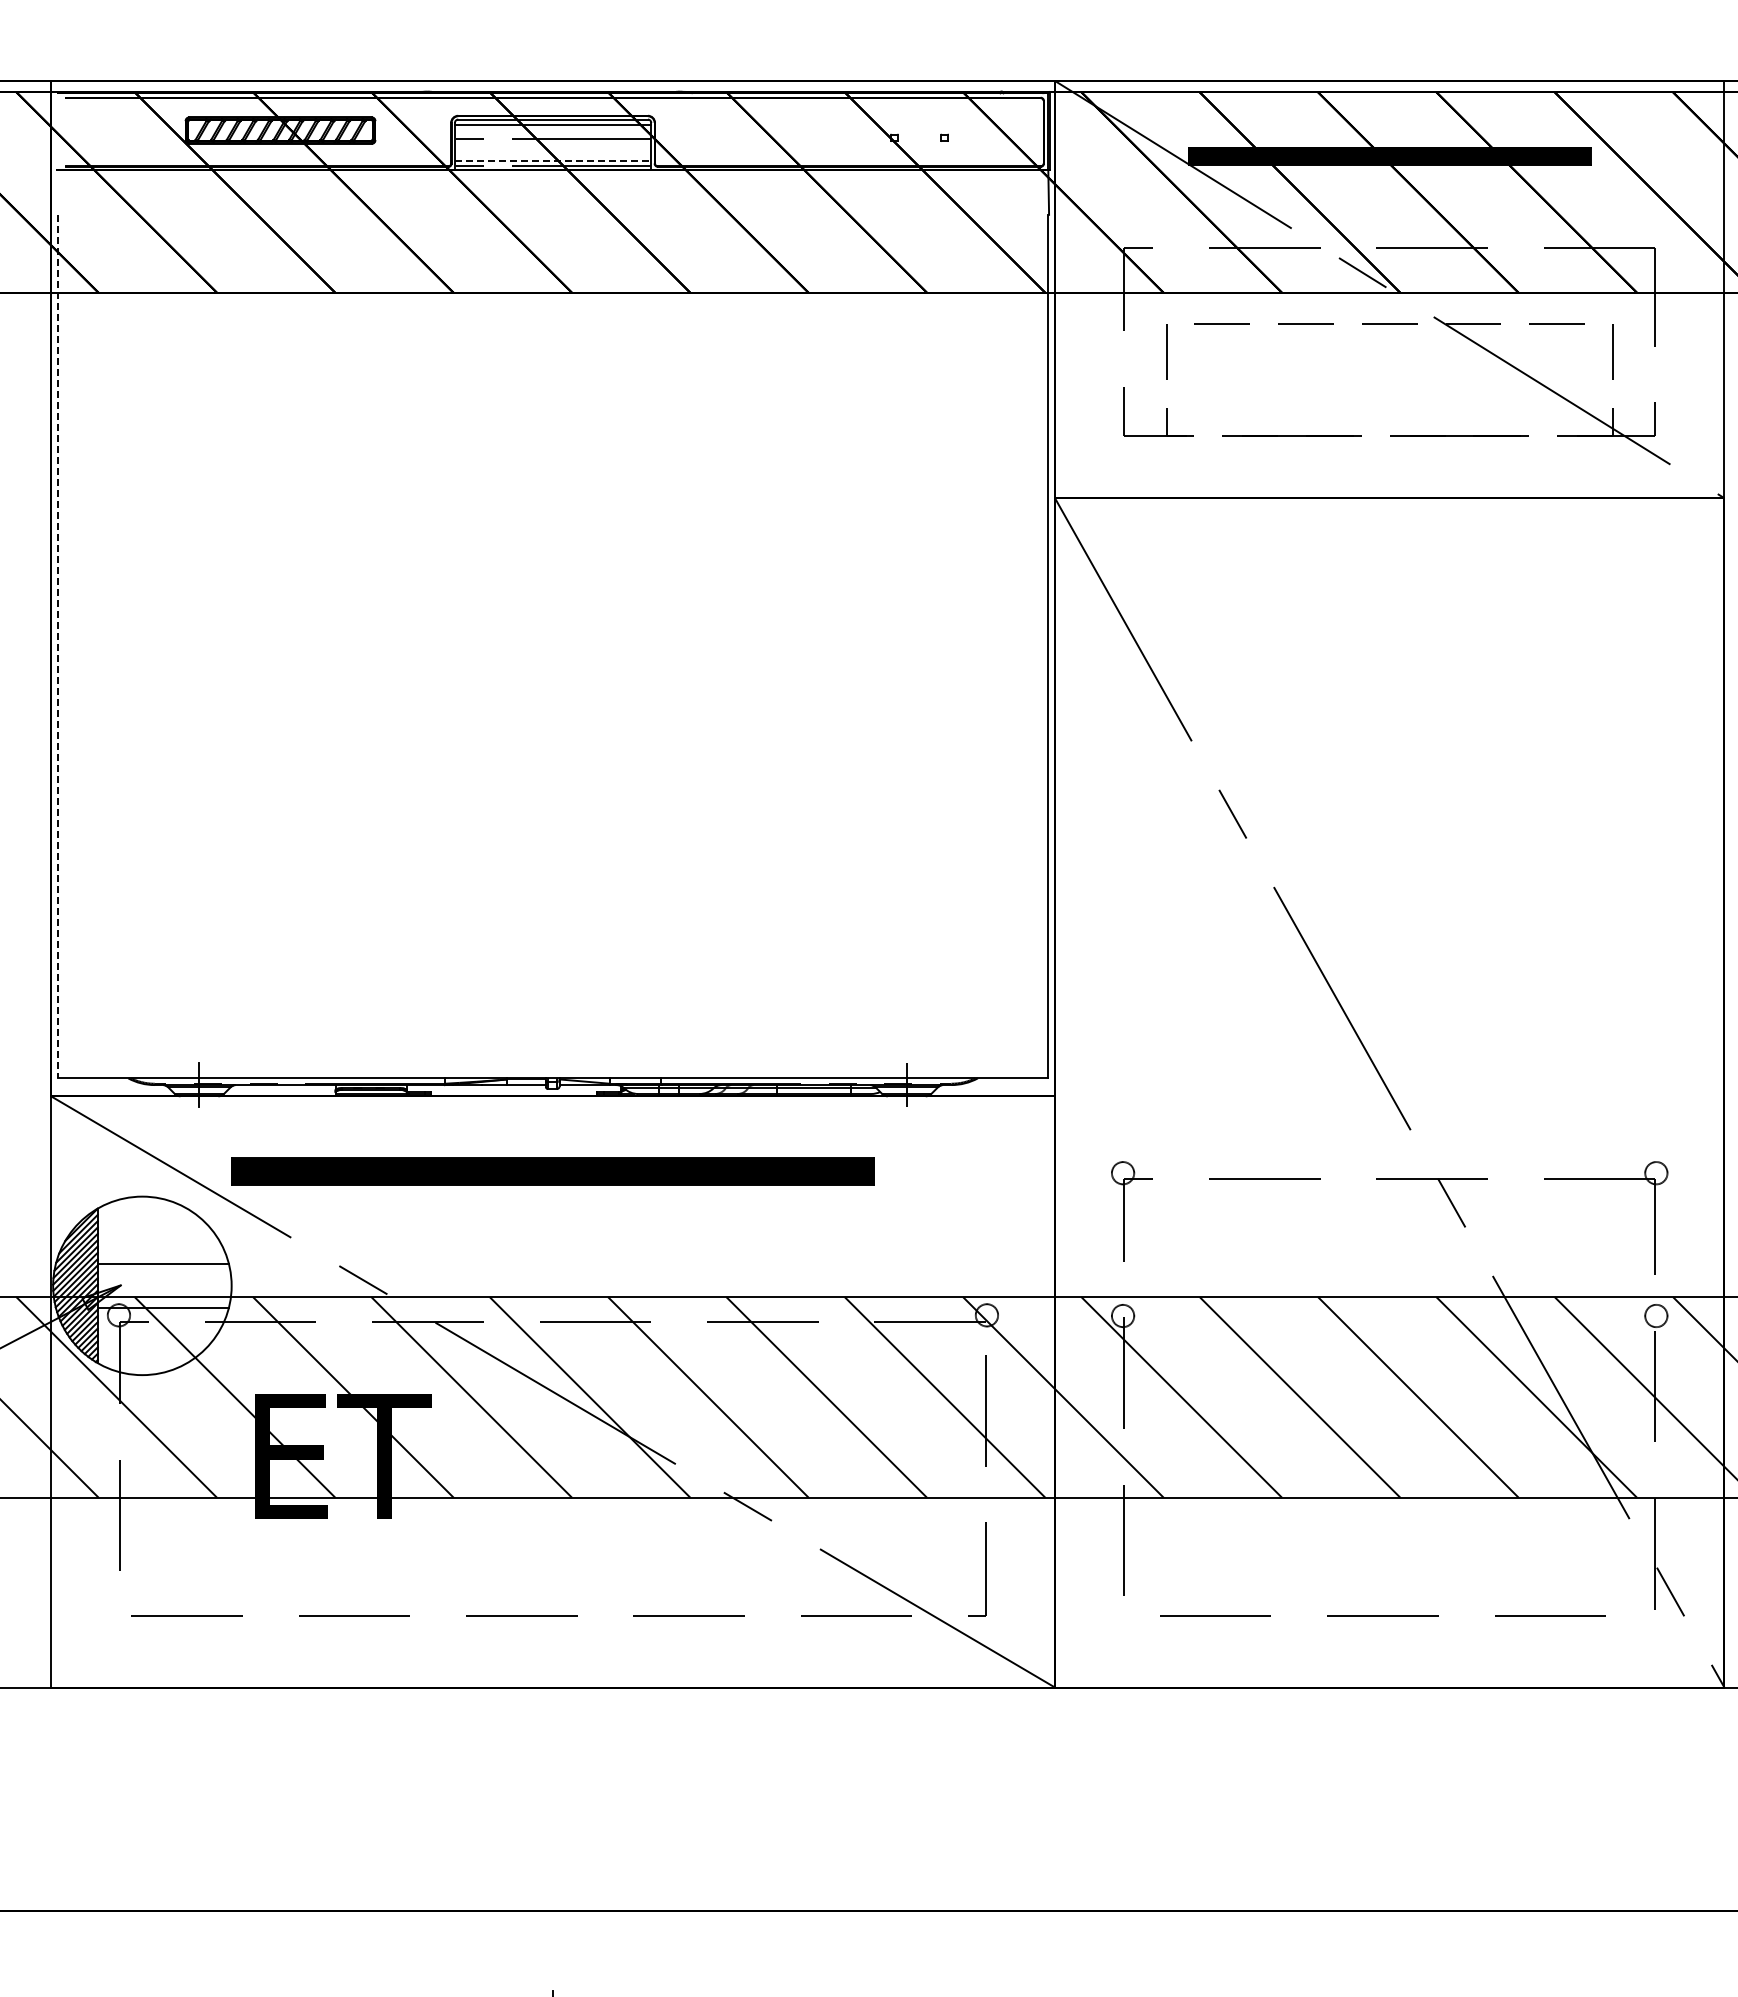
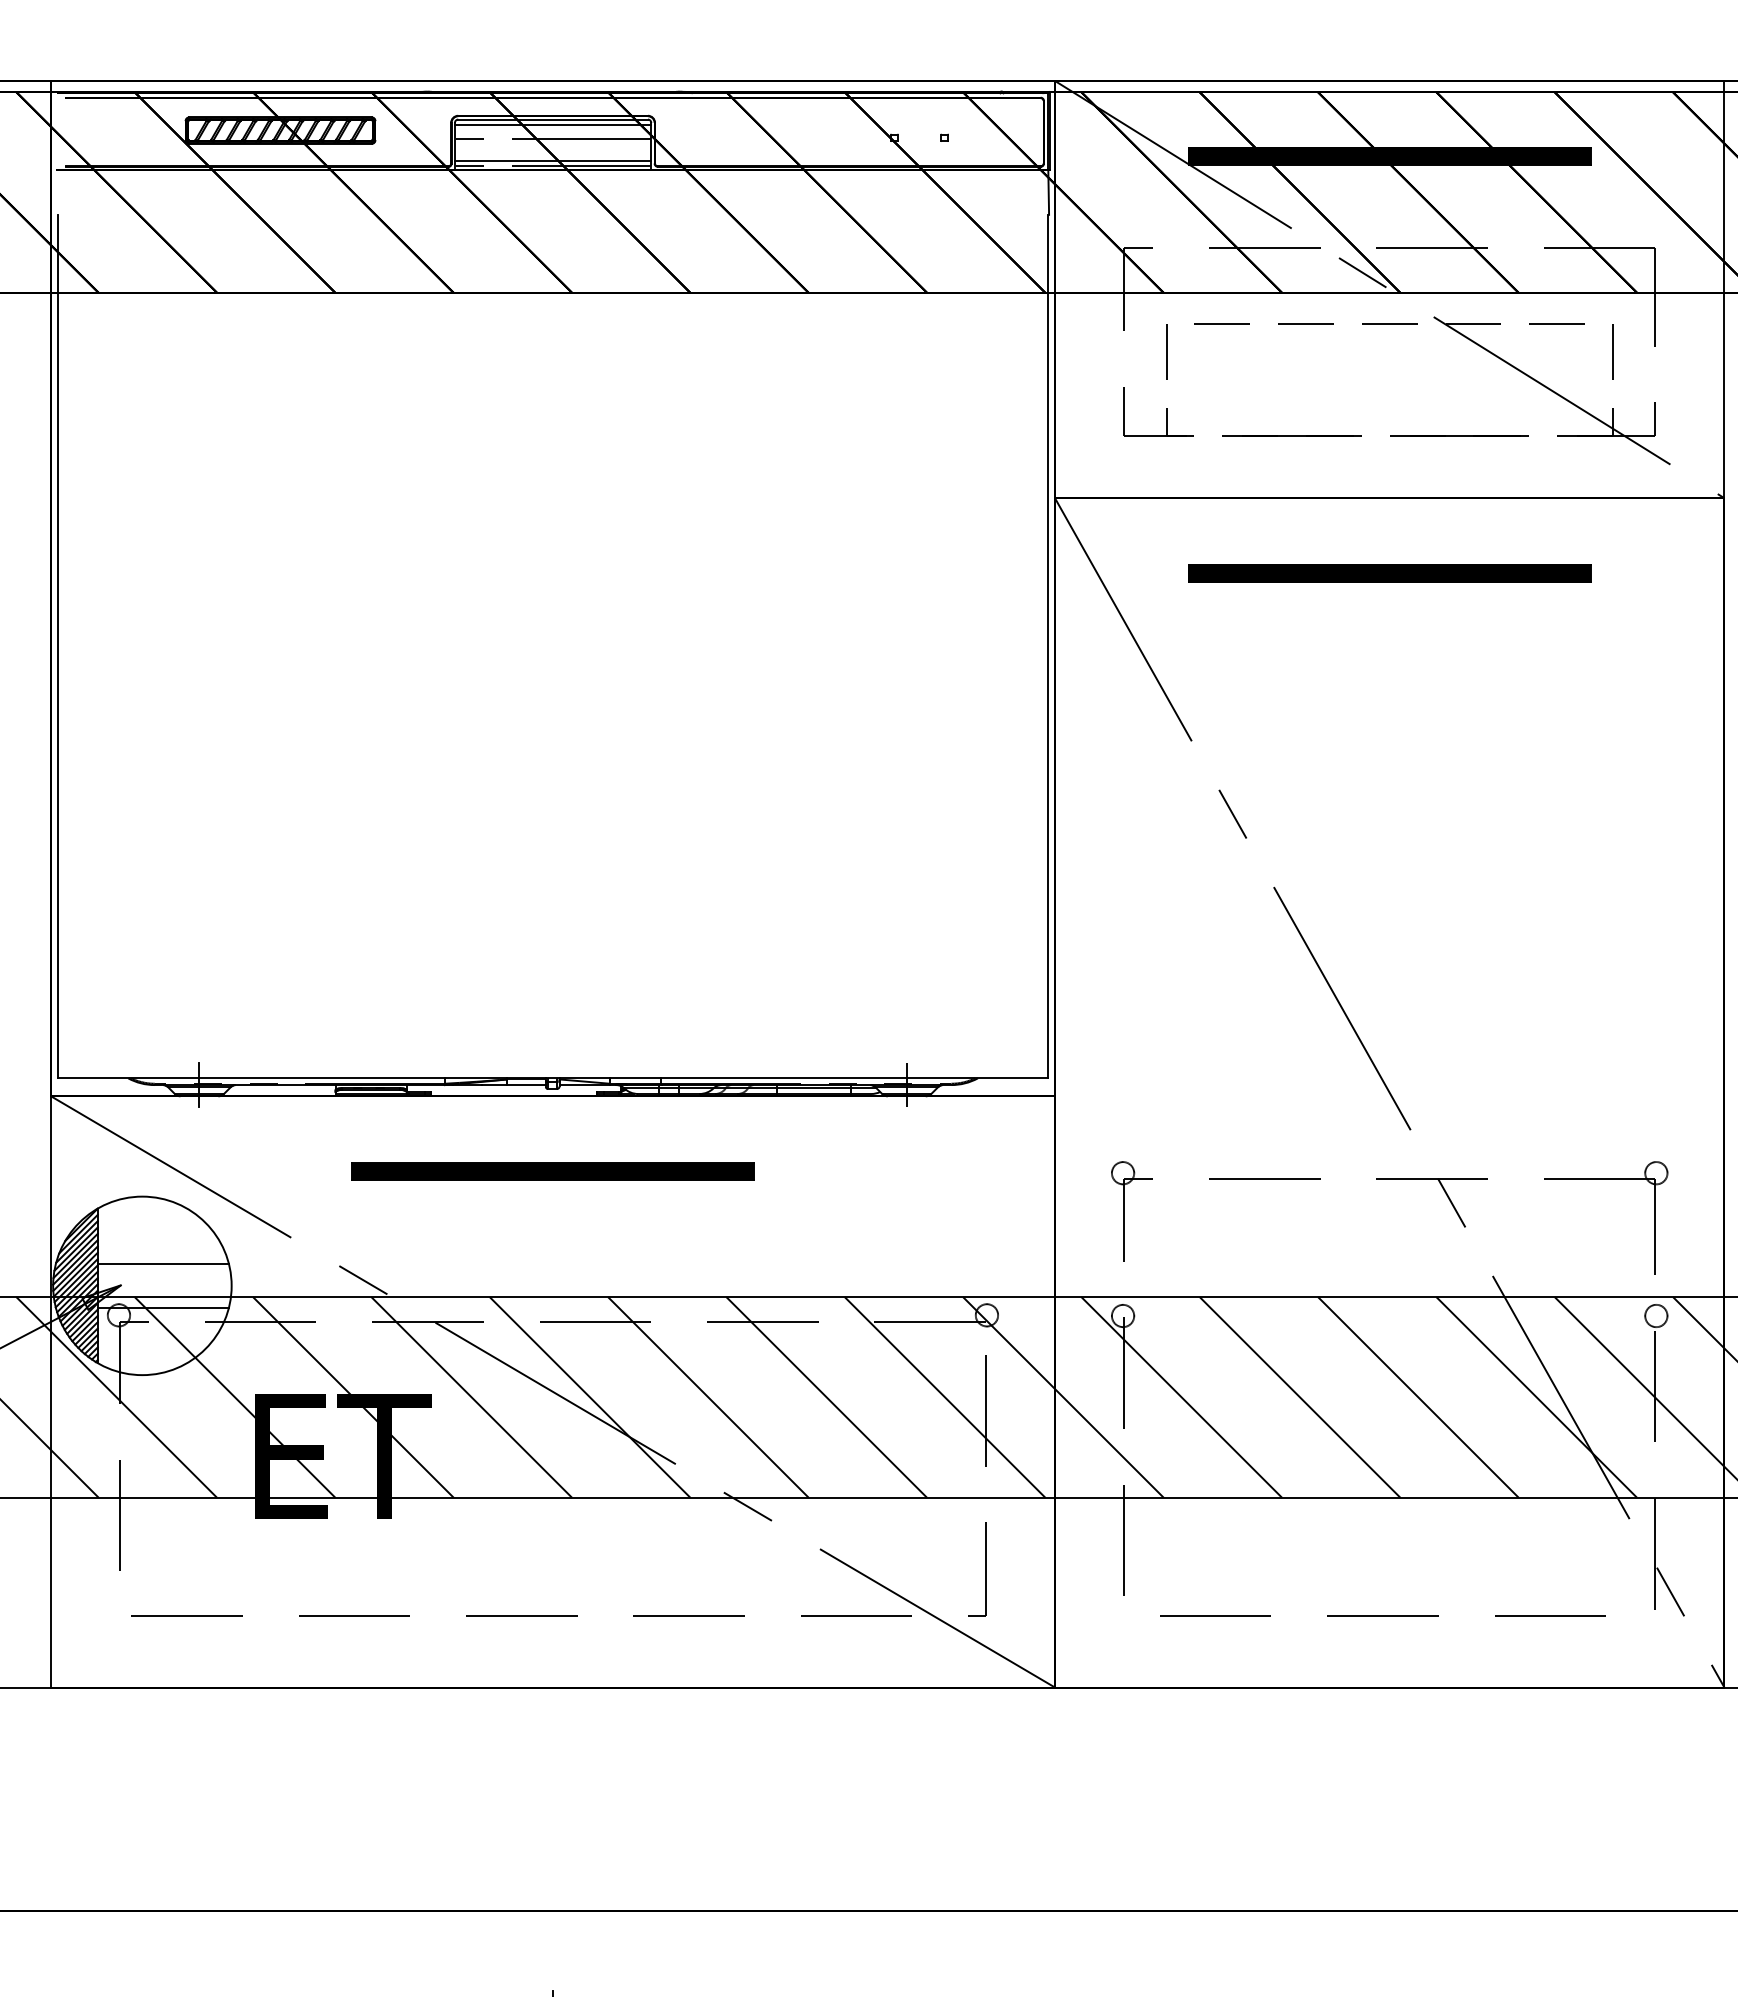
line: dashed -> solid (553, 161)
part: none -> present (1389, 573)
line: dashed -> solid (57, 646)
part size: 644x29 px -> 404x19 px (552, 1171)
